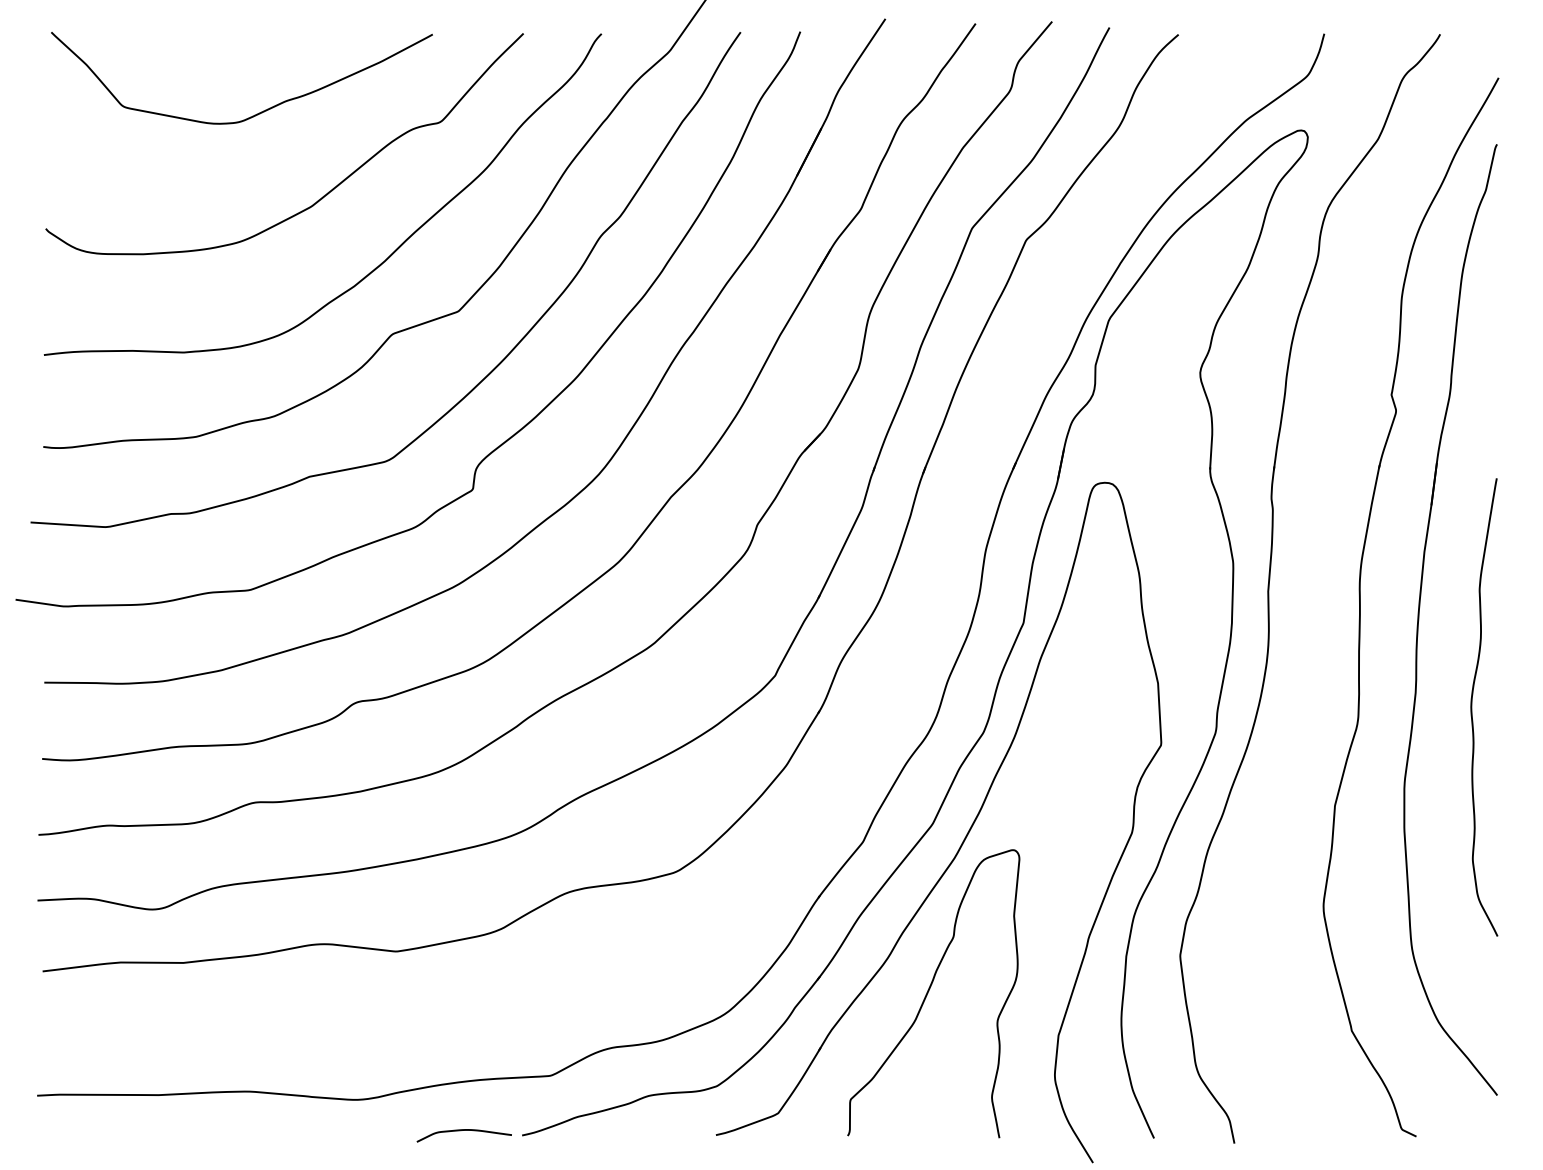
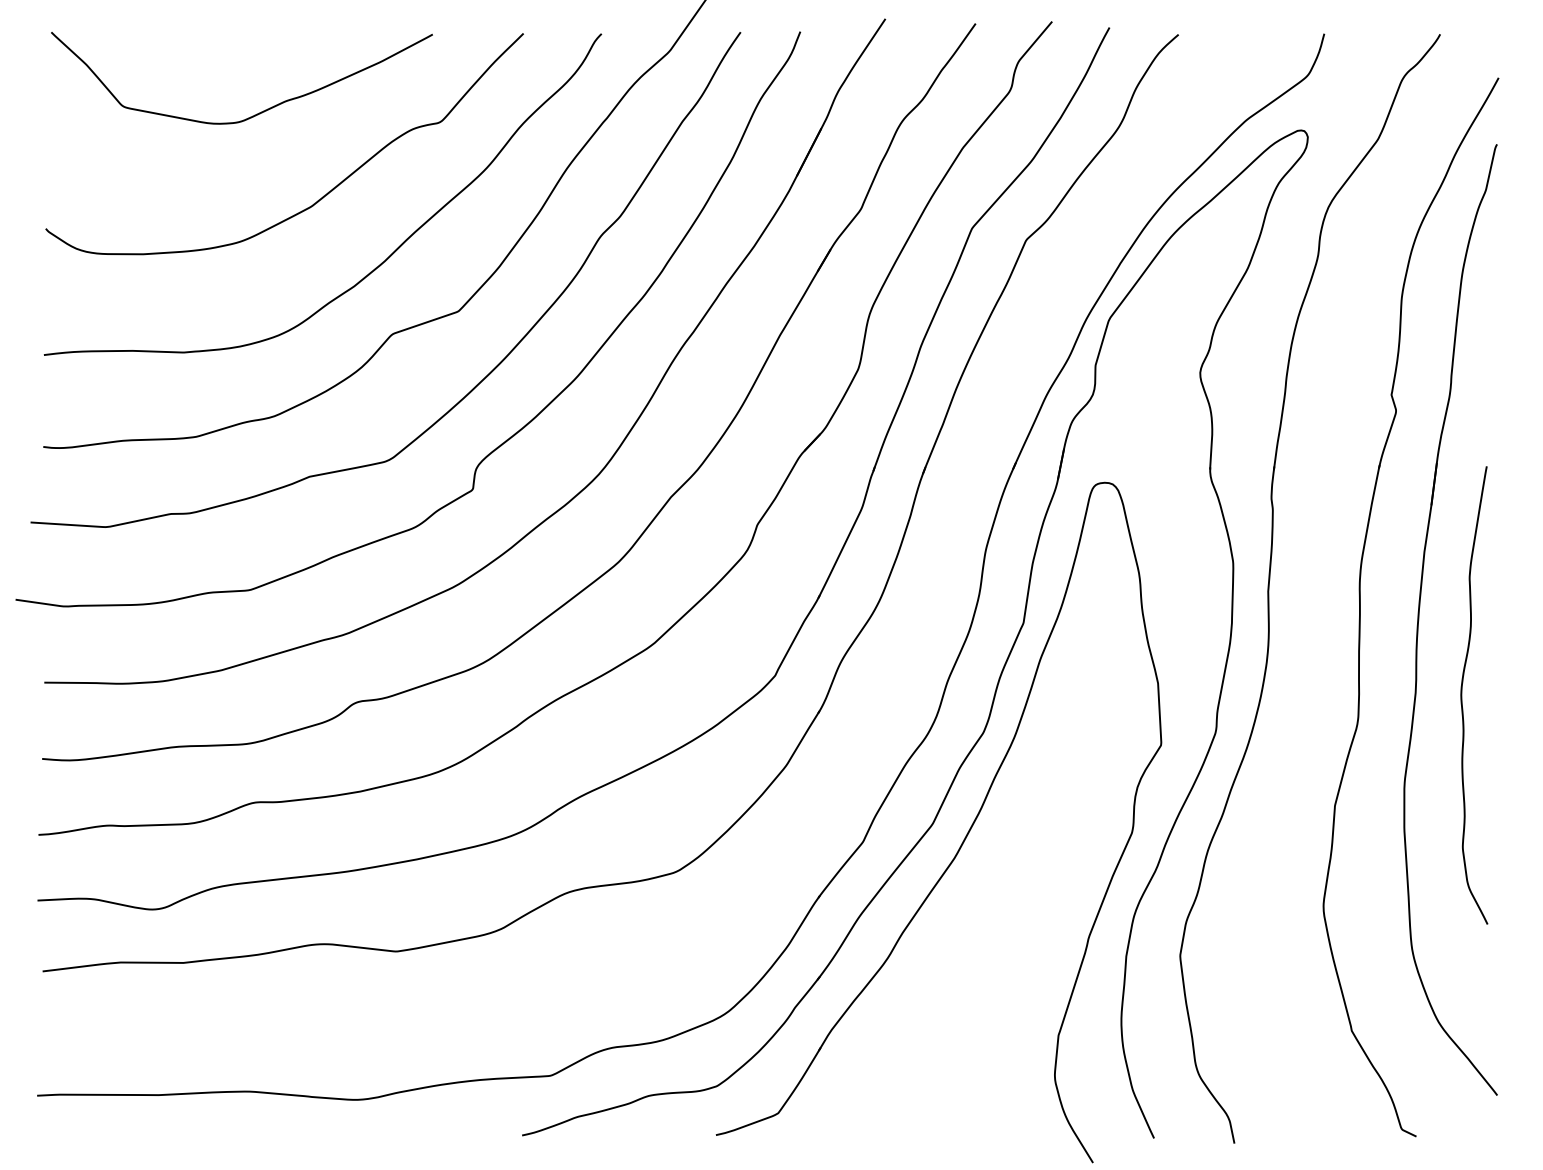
curve position: (1472, 707) -> (1462, 695) (1462, 695)
curve: present -> none (929, 991)
curve: present -> none (463, 1130)
